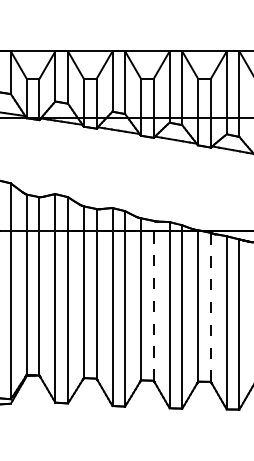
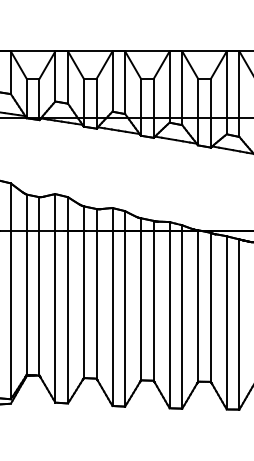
line: dashed -> solid (153, 300)
line: dashed -> solid (210, 306)
